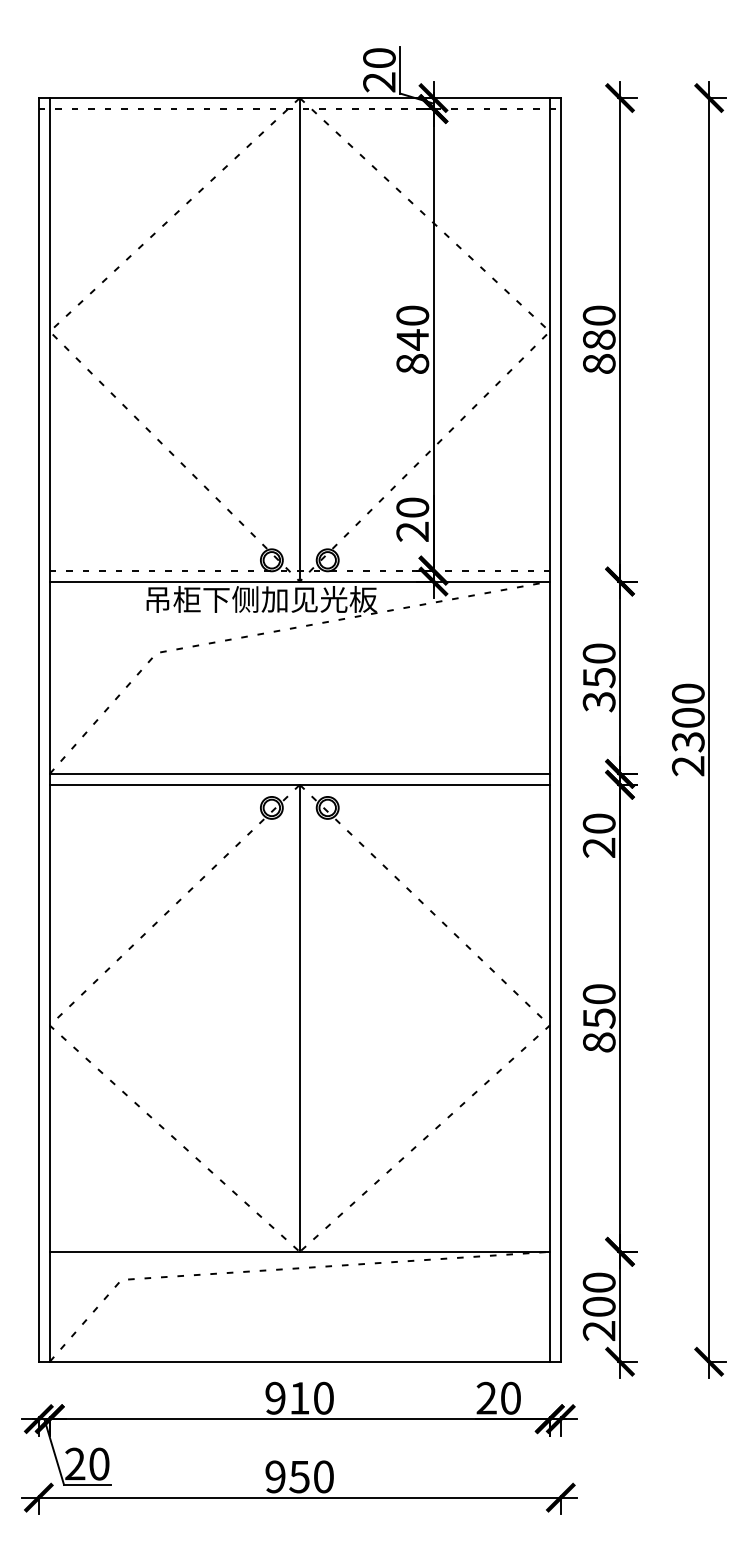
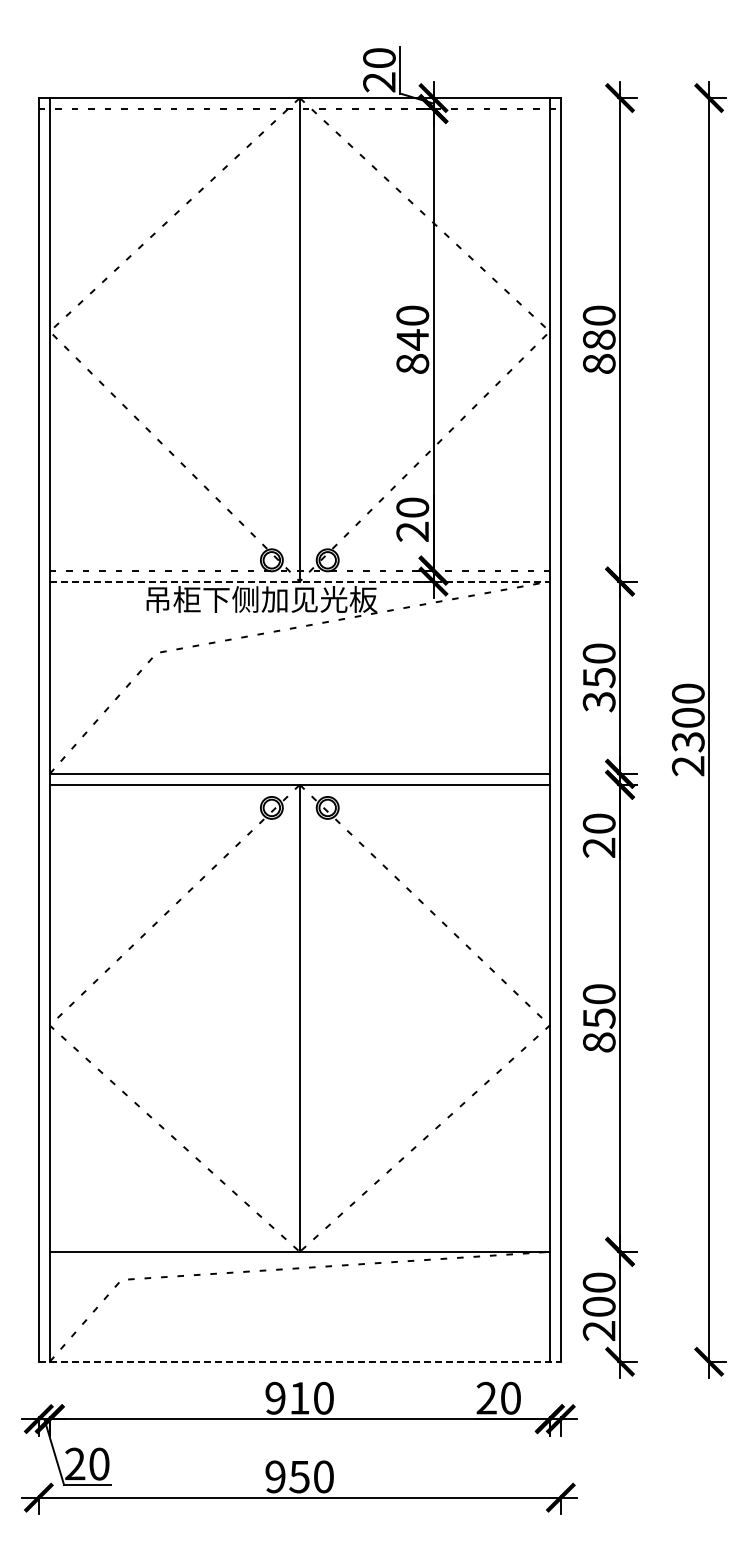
line: solid -> dashed (299, 581)
line: solid -> dashed (299, 1361)
